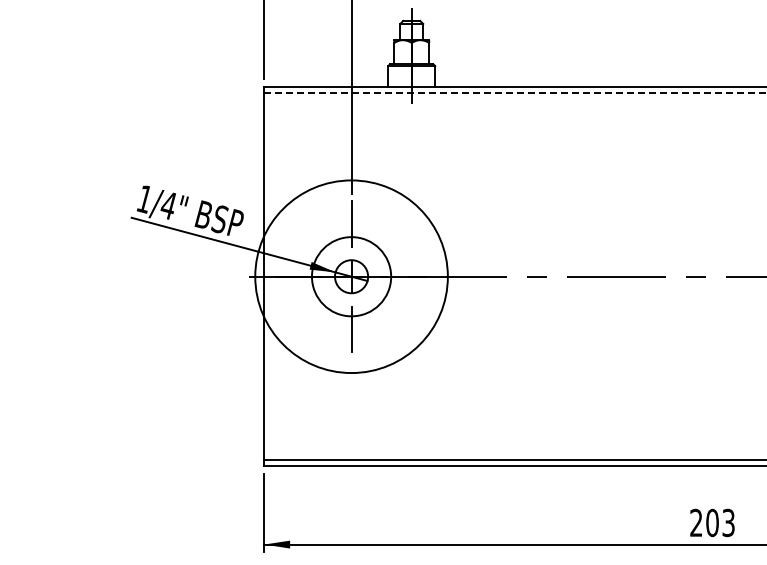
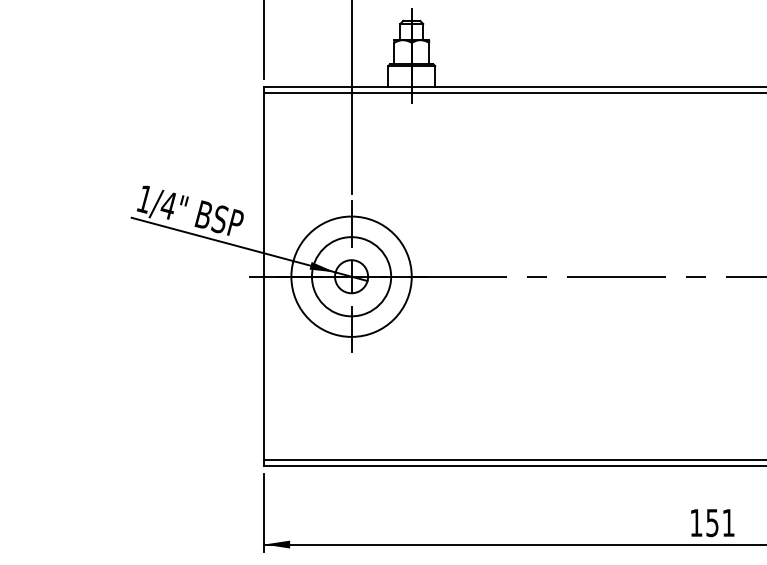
line: dashed -> solid (515, 93)
circle diameter: 193 px -> 120 px (351, 276)
text: 203 -> 151 (712, 522)
